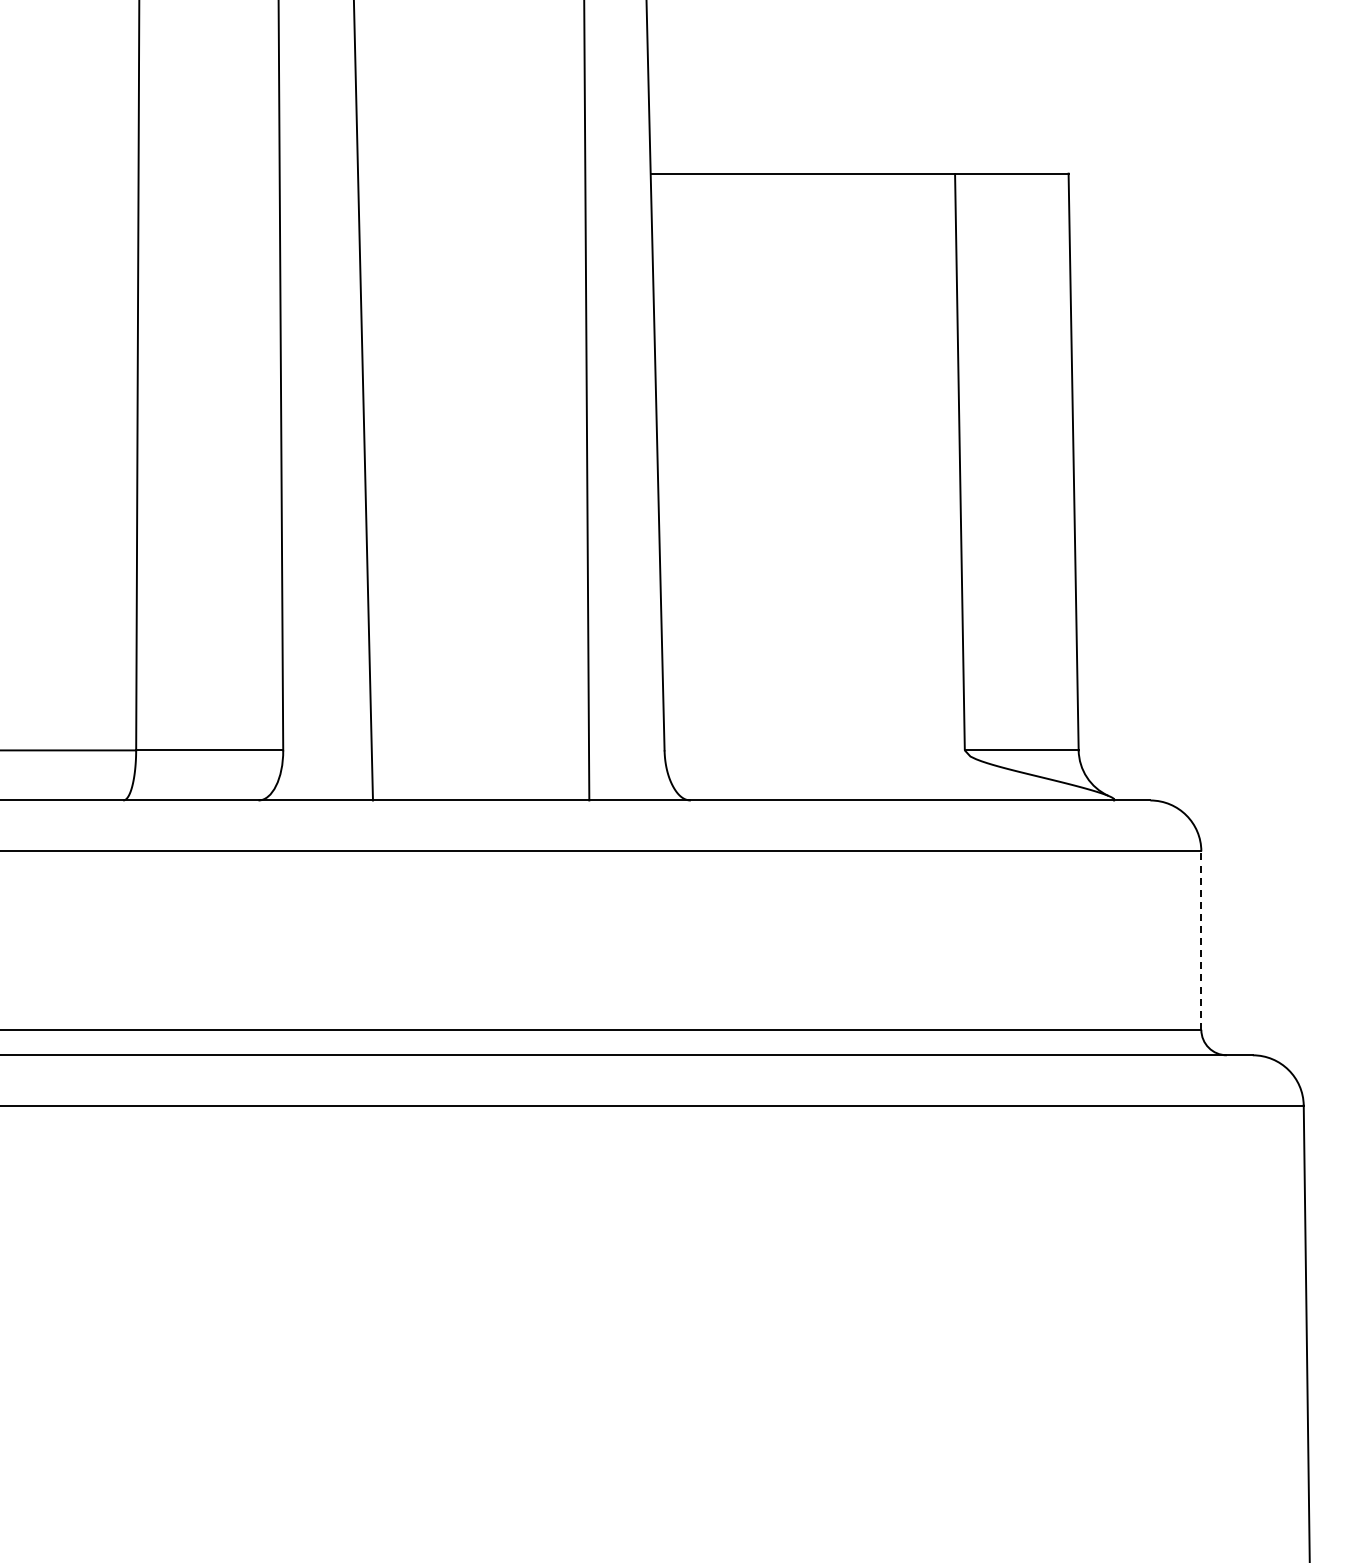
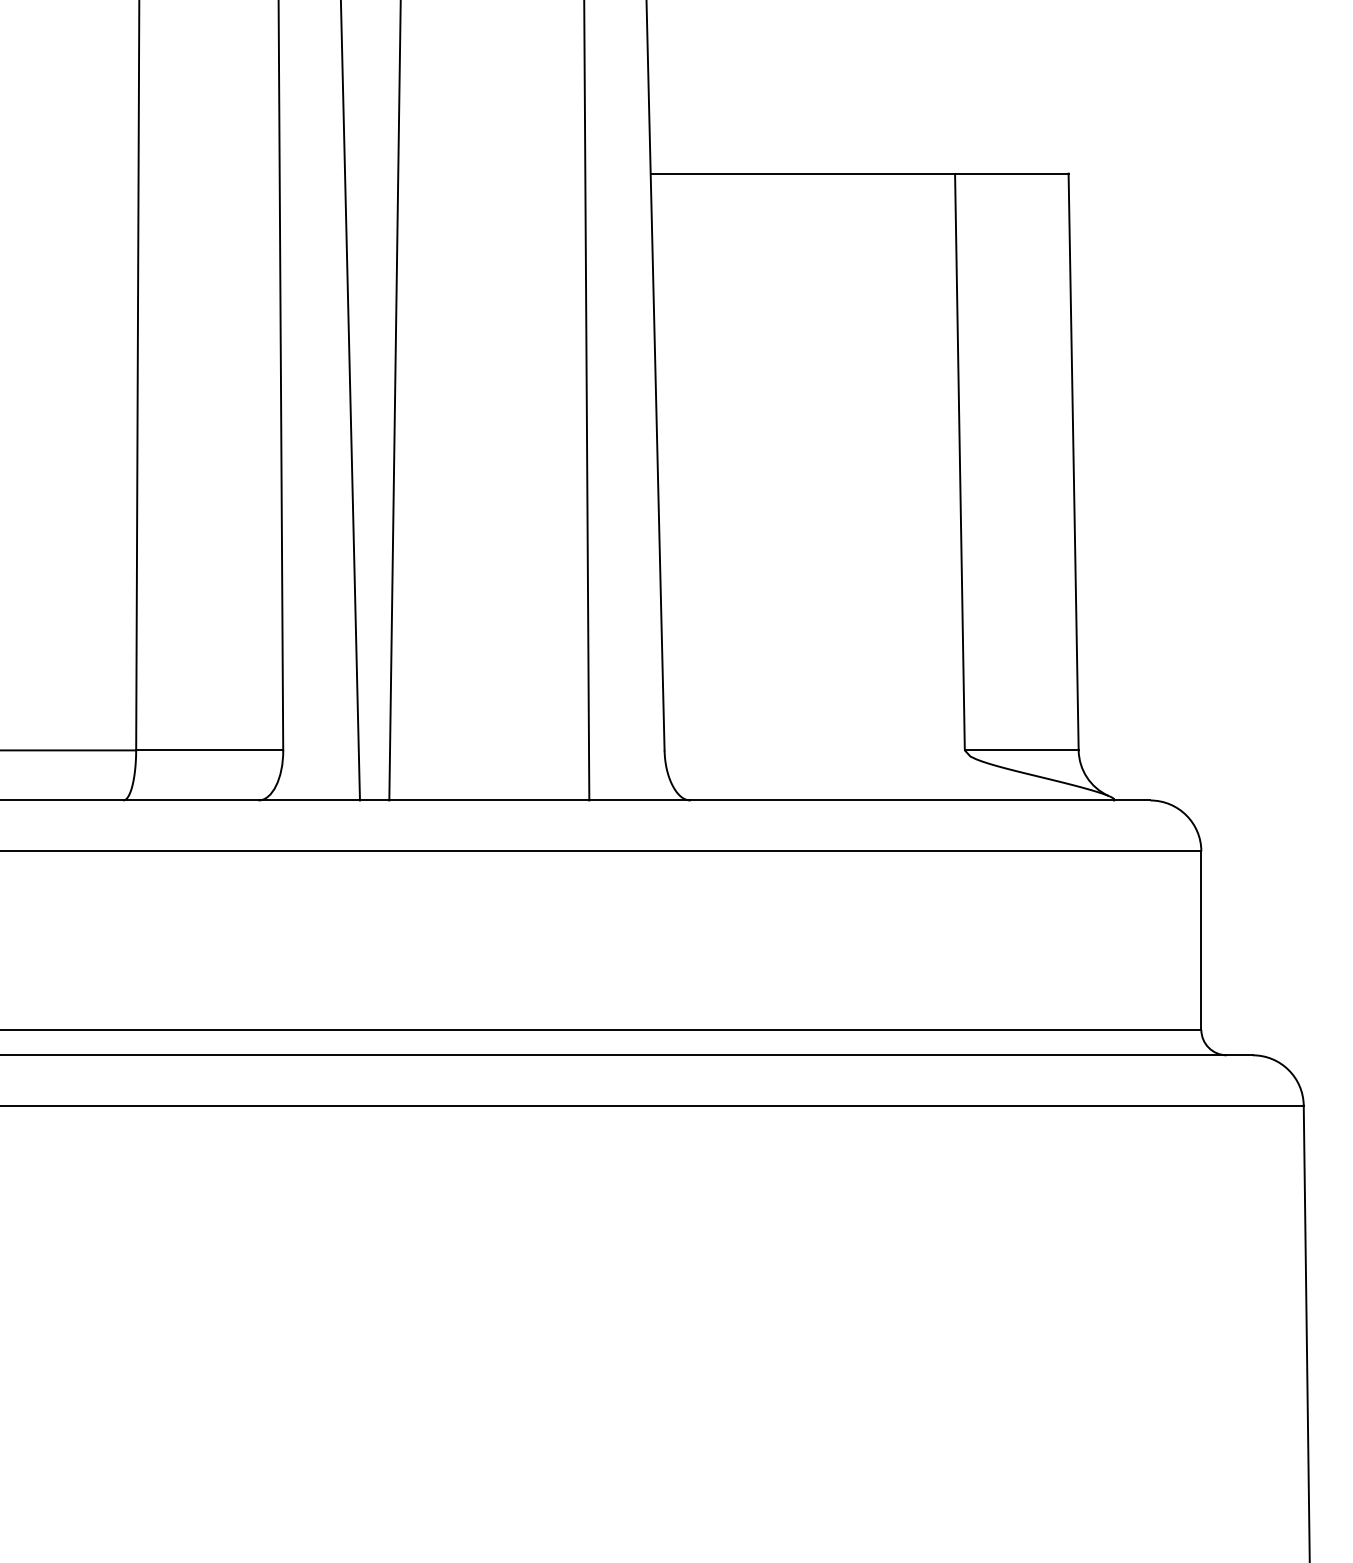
line position: (362, 401) -> (349, 401) (349, 401)
line: none -> present (394, 401)
line: dashed -> solid (1201, 940)
